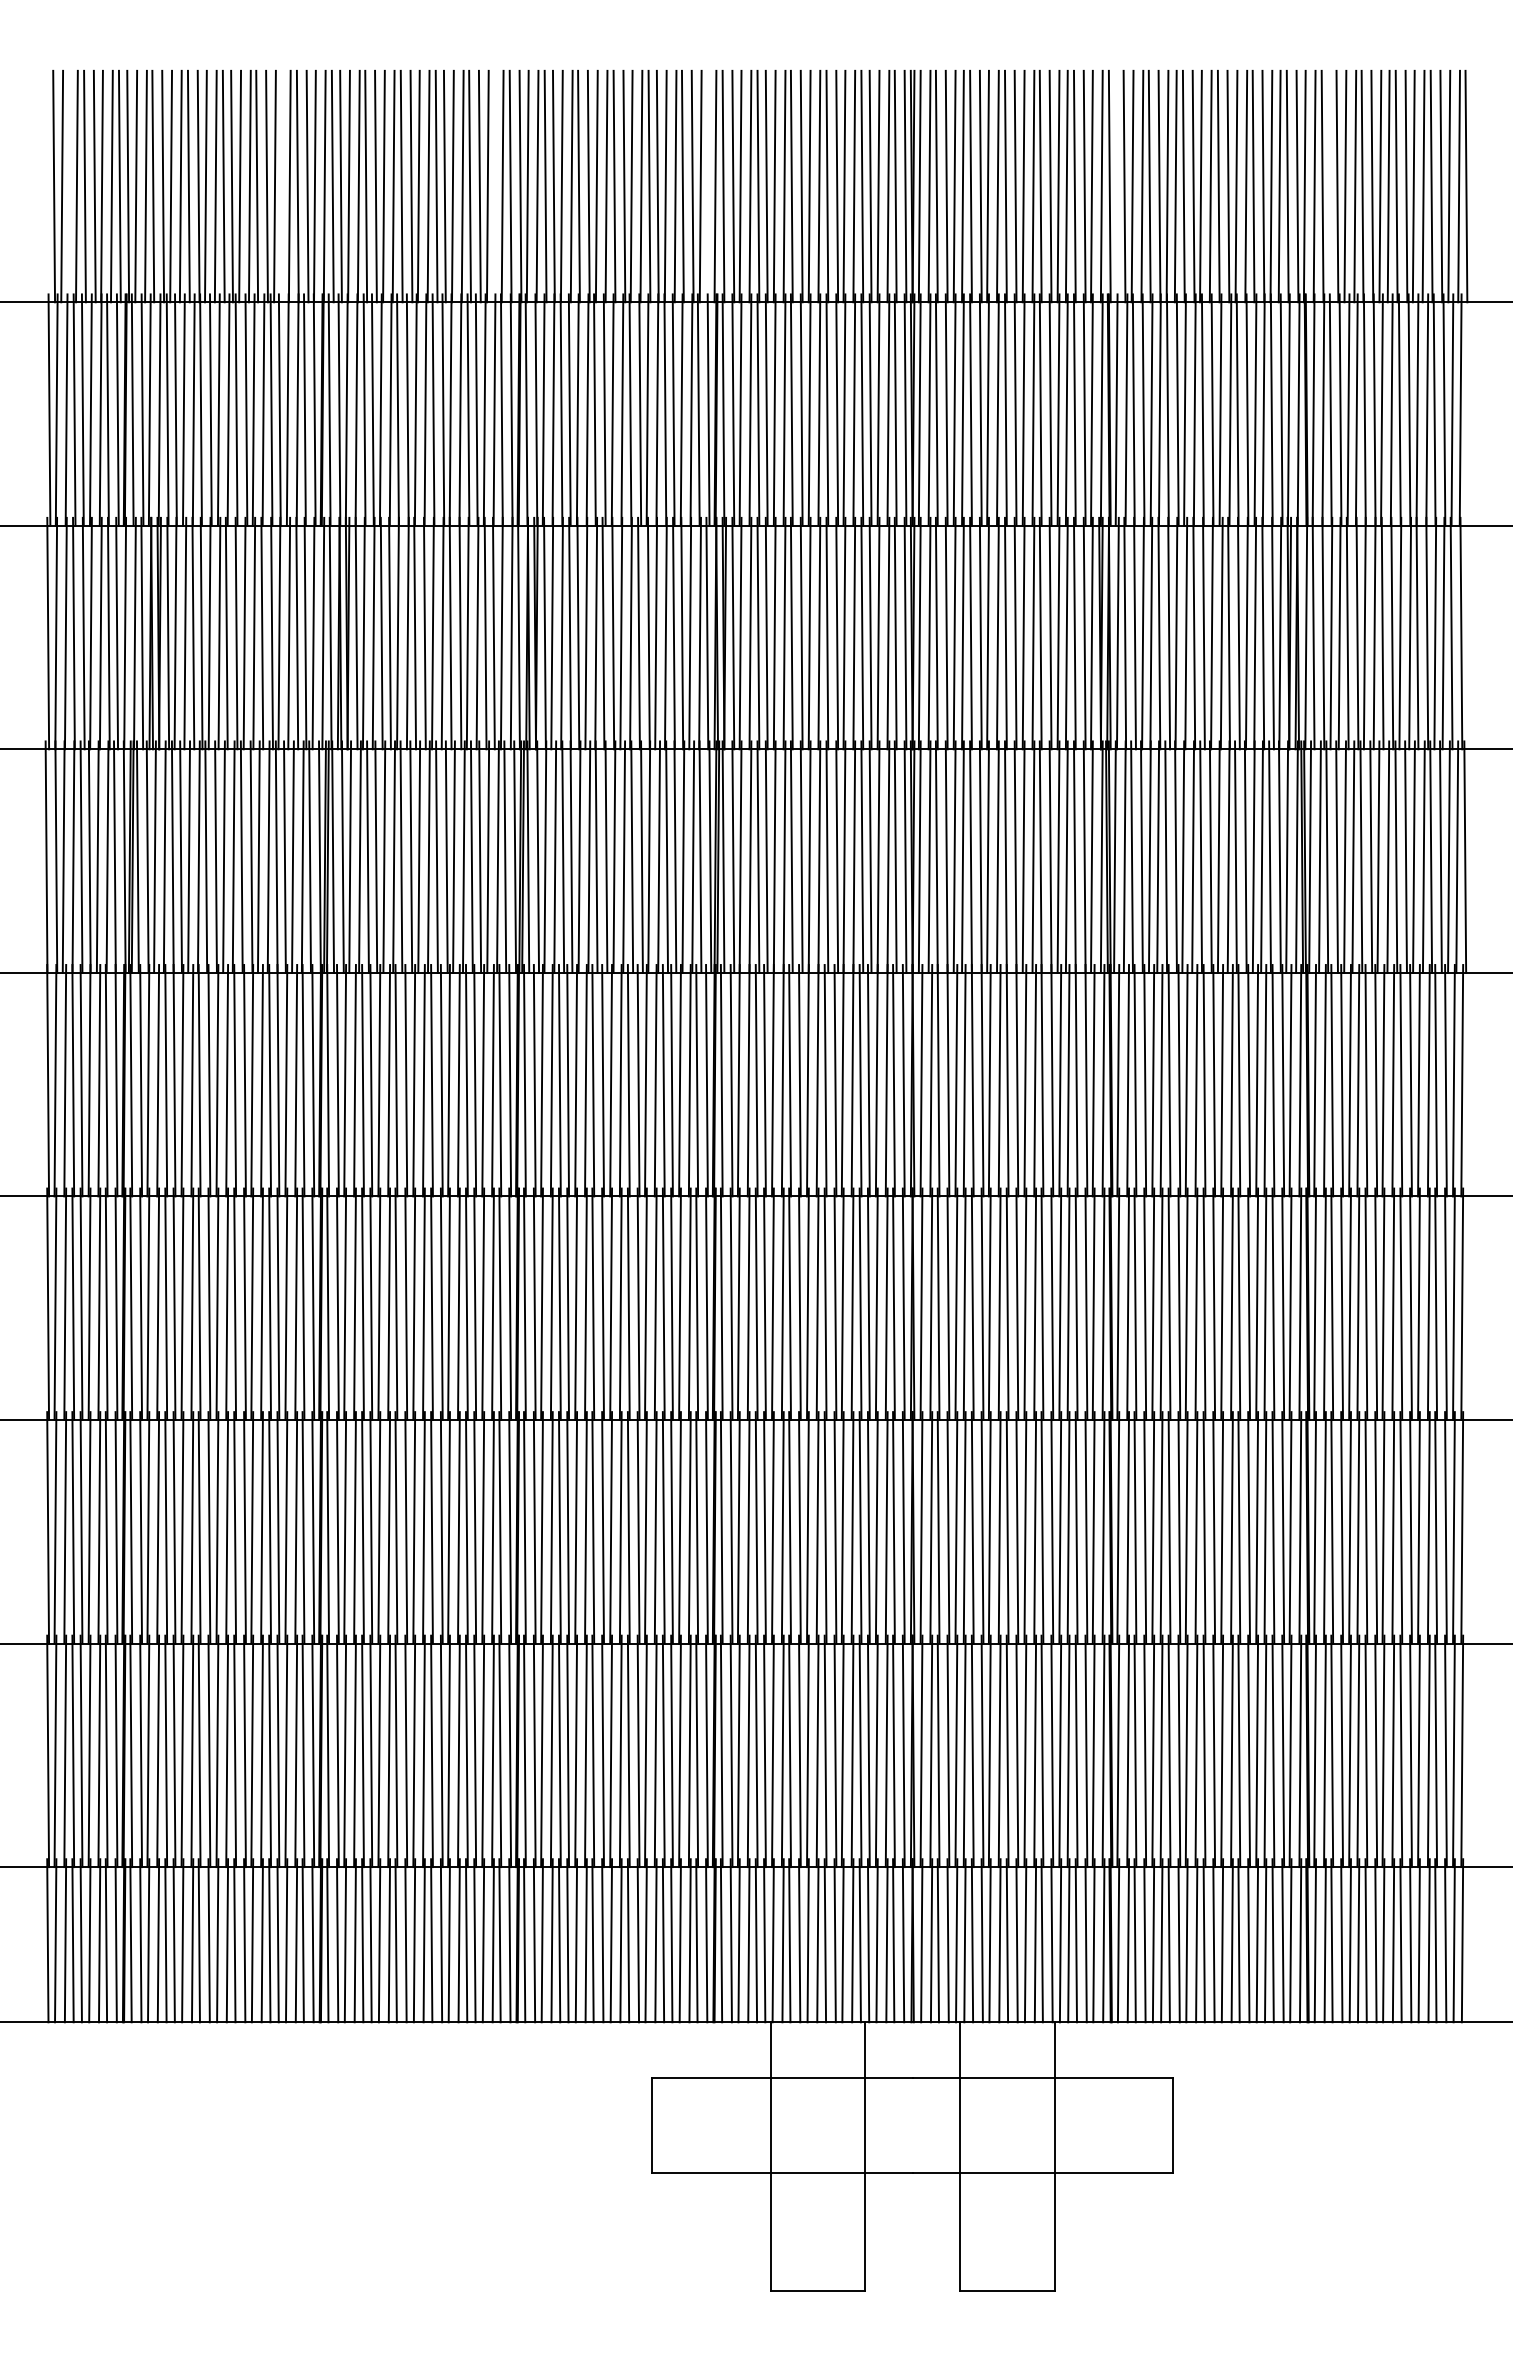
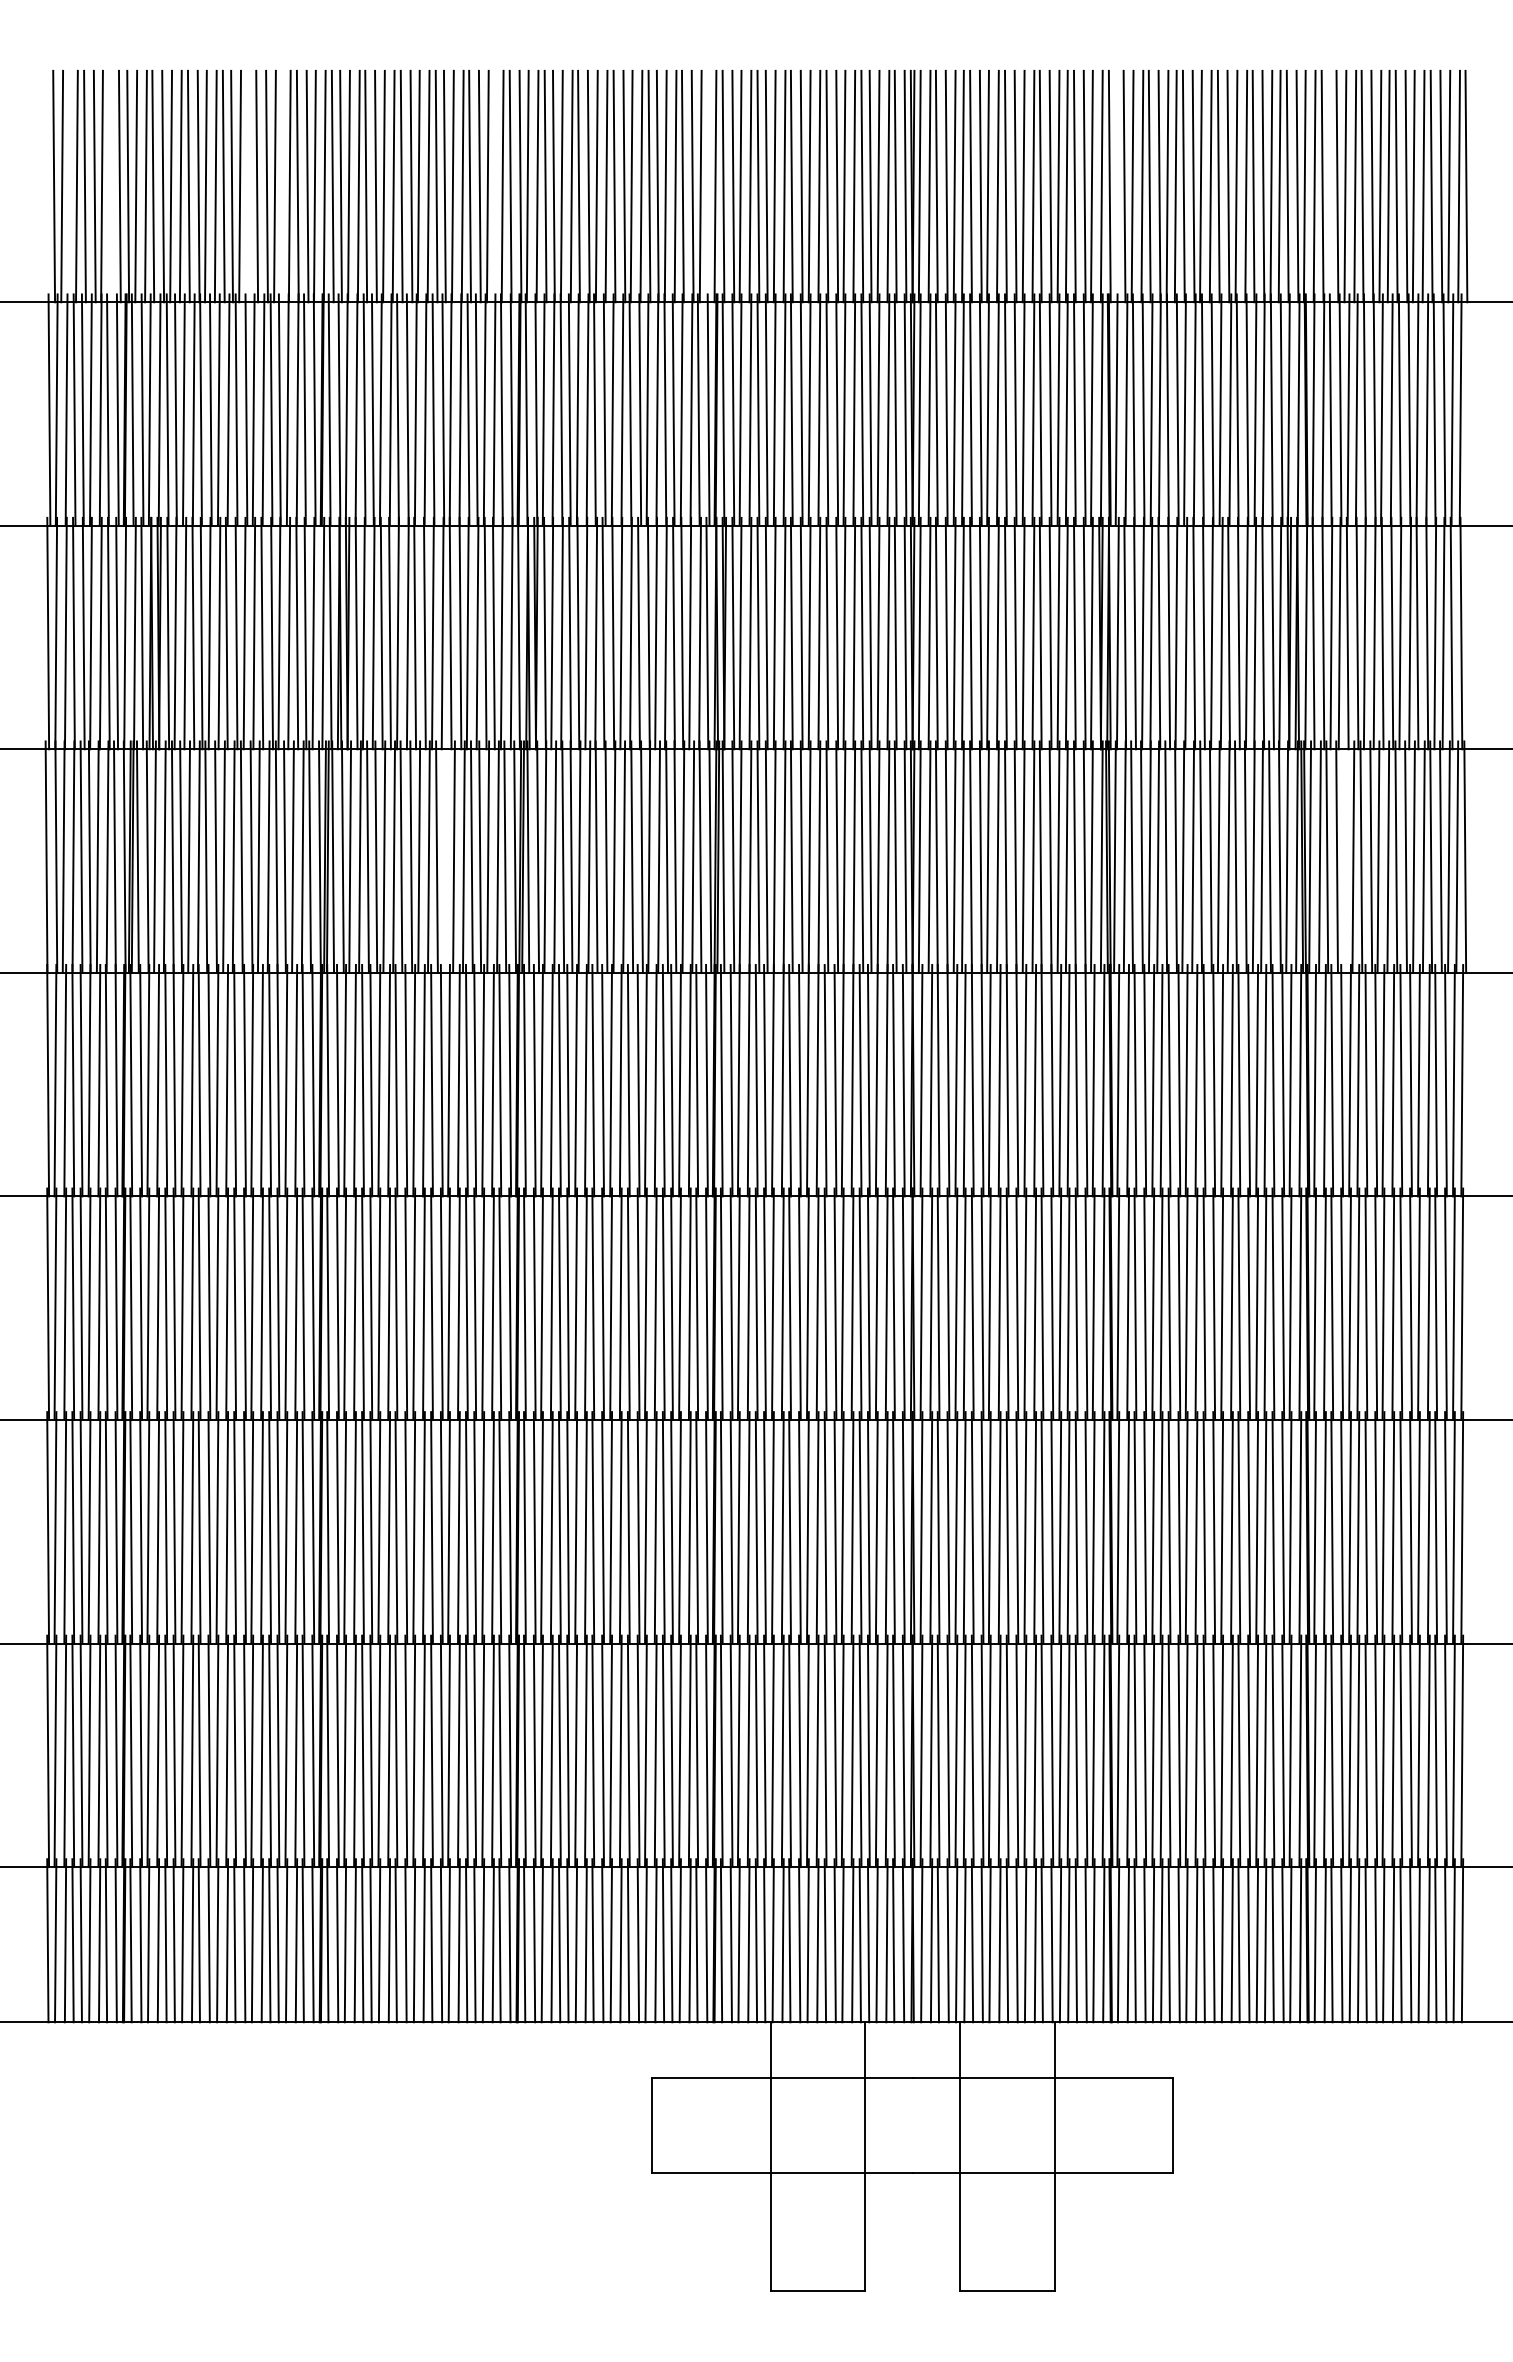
line: present -> none (111, 186)
line: present -> none (249, 186)
line: present -> none (446, 856)
line: present -> none (1345, 856)
